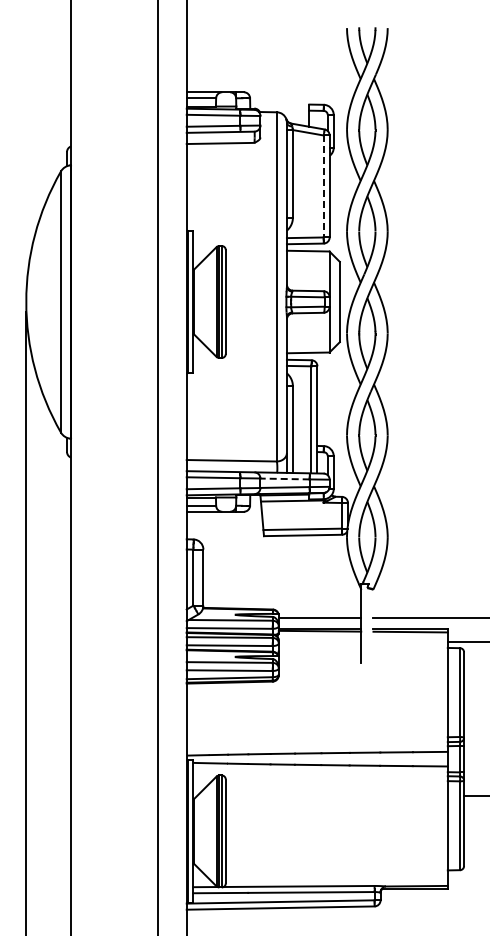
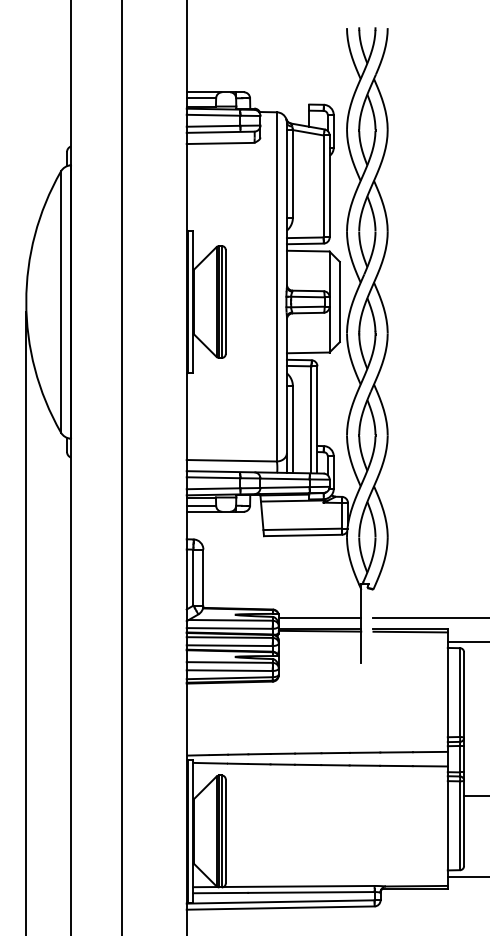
line: dashed -> solid (323, 186)
line position: (157, 467) -> (121, 467) (121, 467)
line: dashed -> solid (285, 479)
line: none -> present (466, 877)
